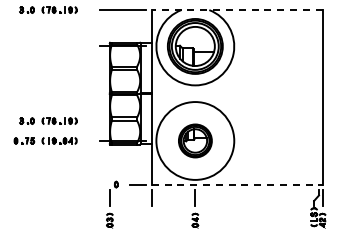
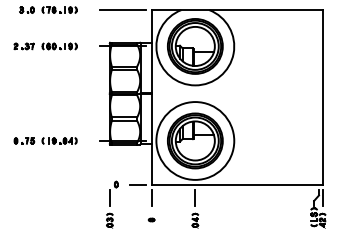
line: dashed -> solid (236, 10)
part: none -> present (45, 46)
part: present -> none (48, 120)
part size: 35x36 px -> 57x58 px (195, 140)
line: dashed -> solid (237, 184)
part: none -> present (151, 219)
